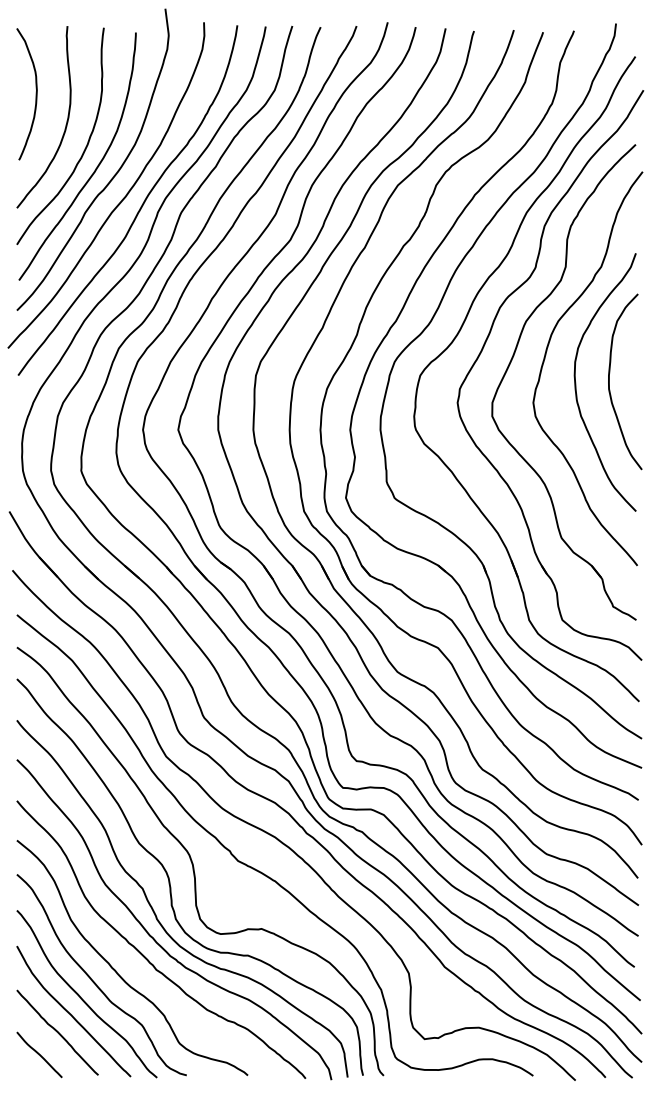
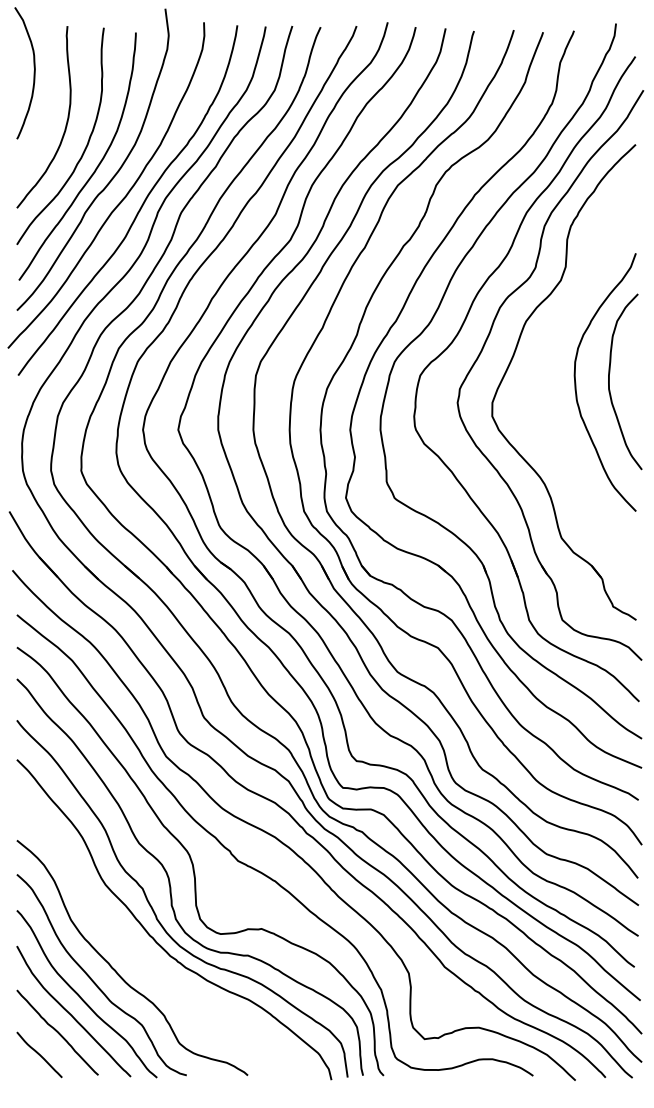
curve position: (35, 94) -> (33, 73) (33, 73)
curve: present -> none (545, 359)
curve: present -> none (144, 955)
